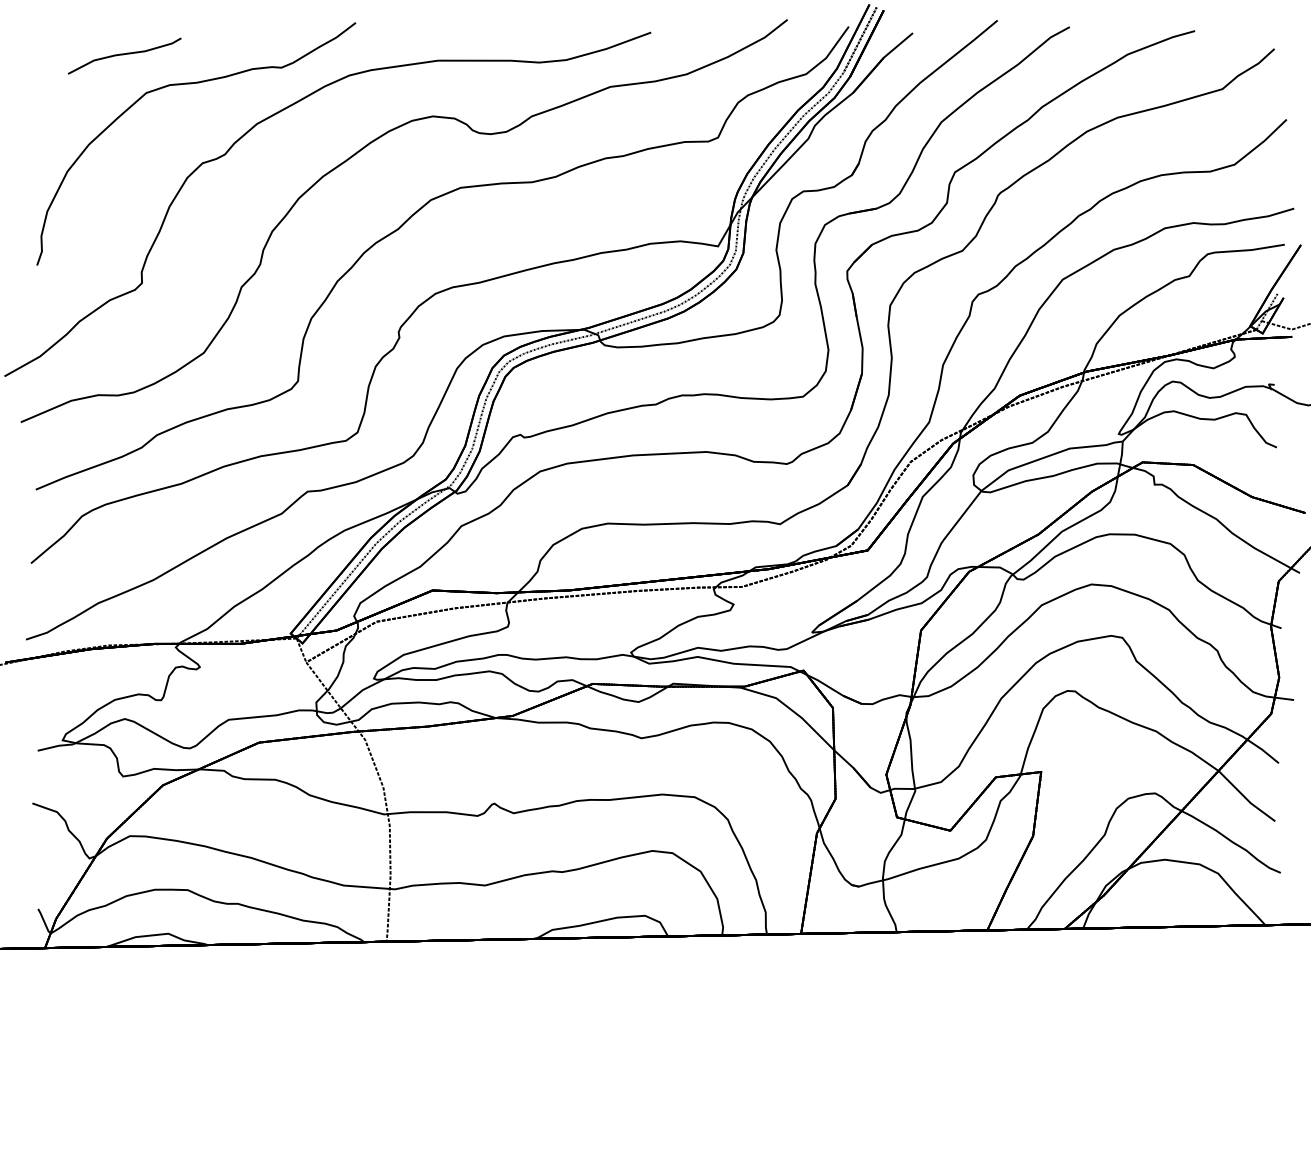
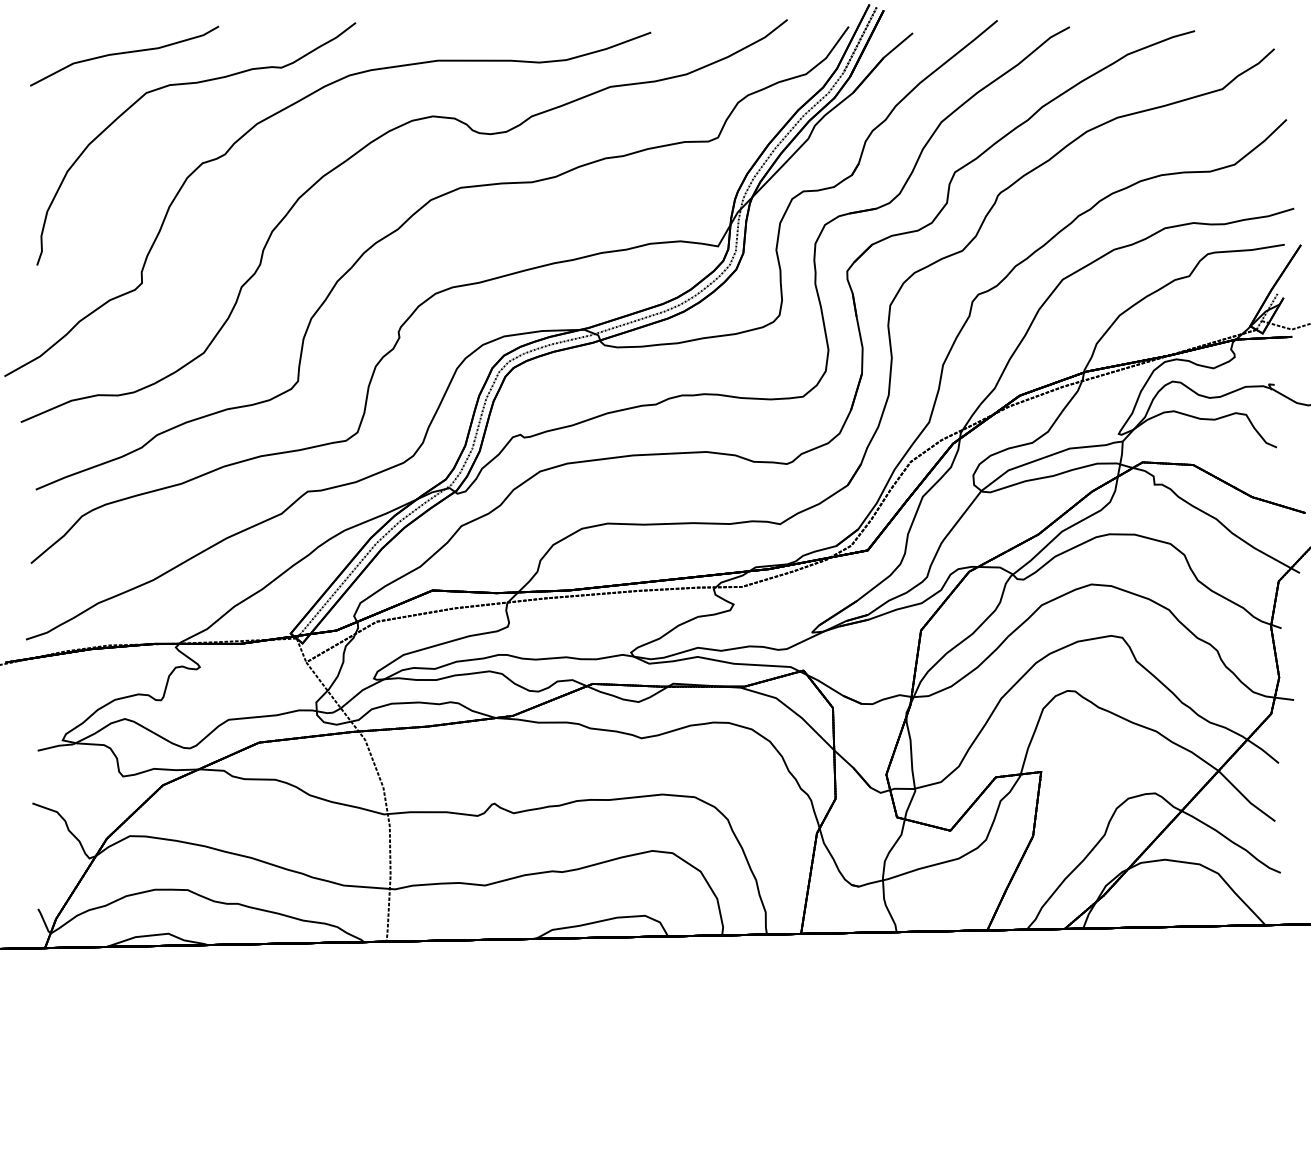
part size: 114x38 px -> 190x62 px (124, 55)
